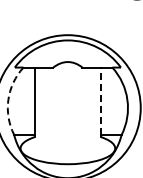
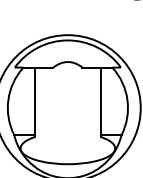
arc: dashed -> solid (8, 99)
line: dashed -> solid (101, 101)
